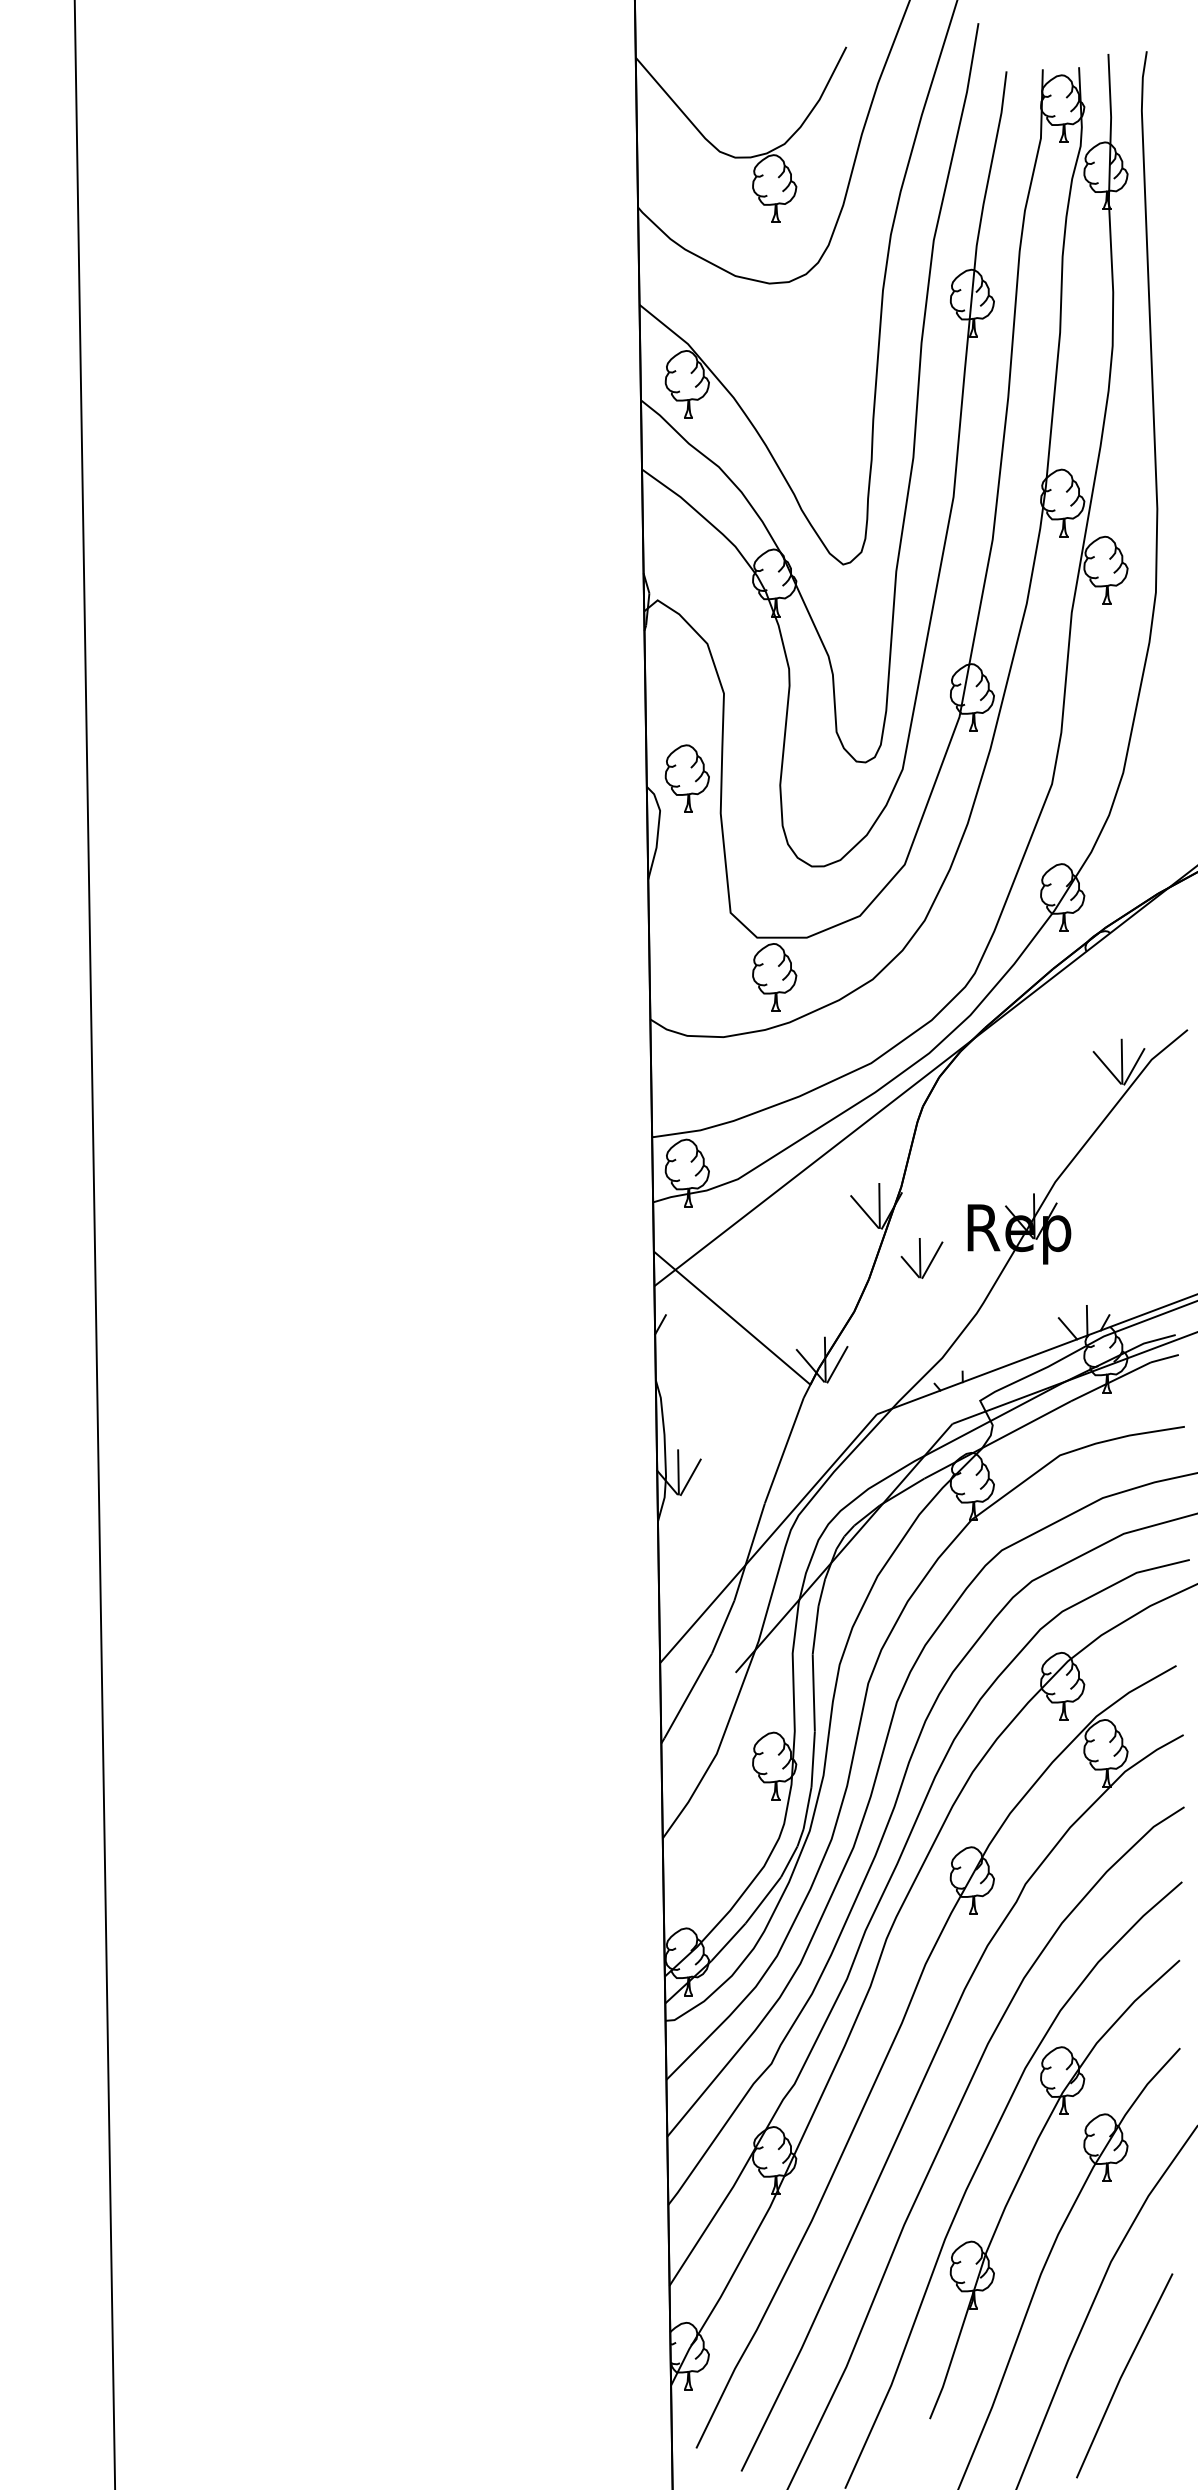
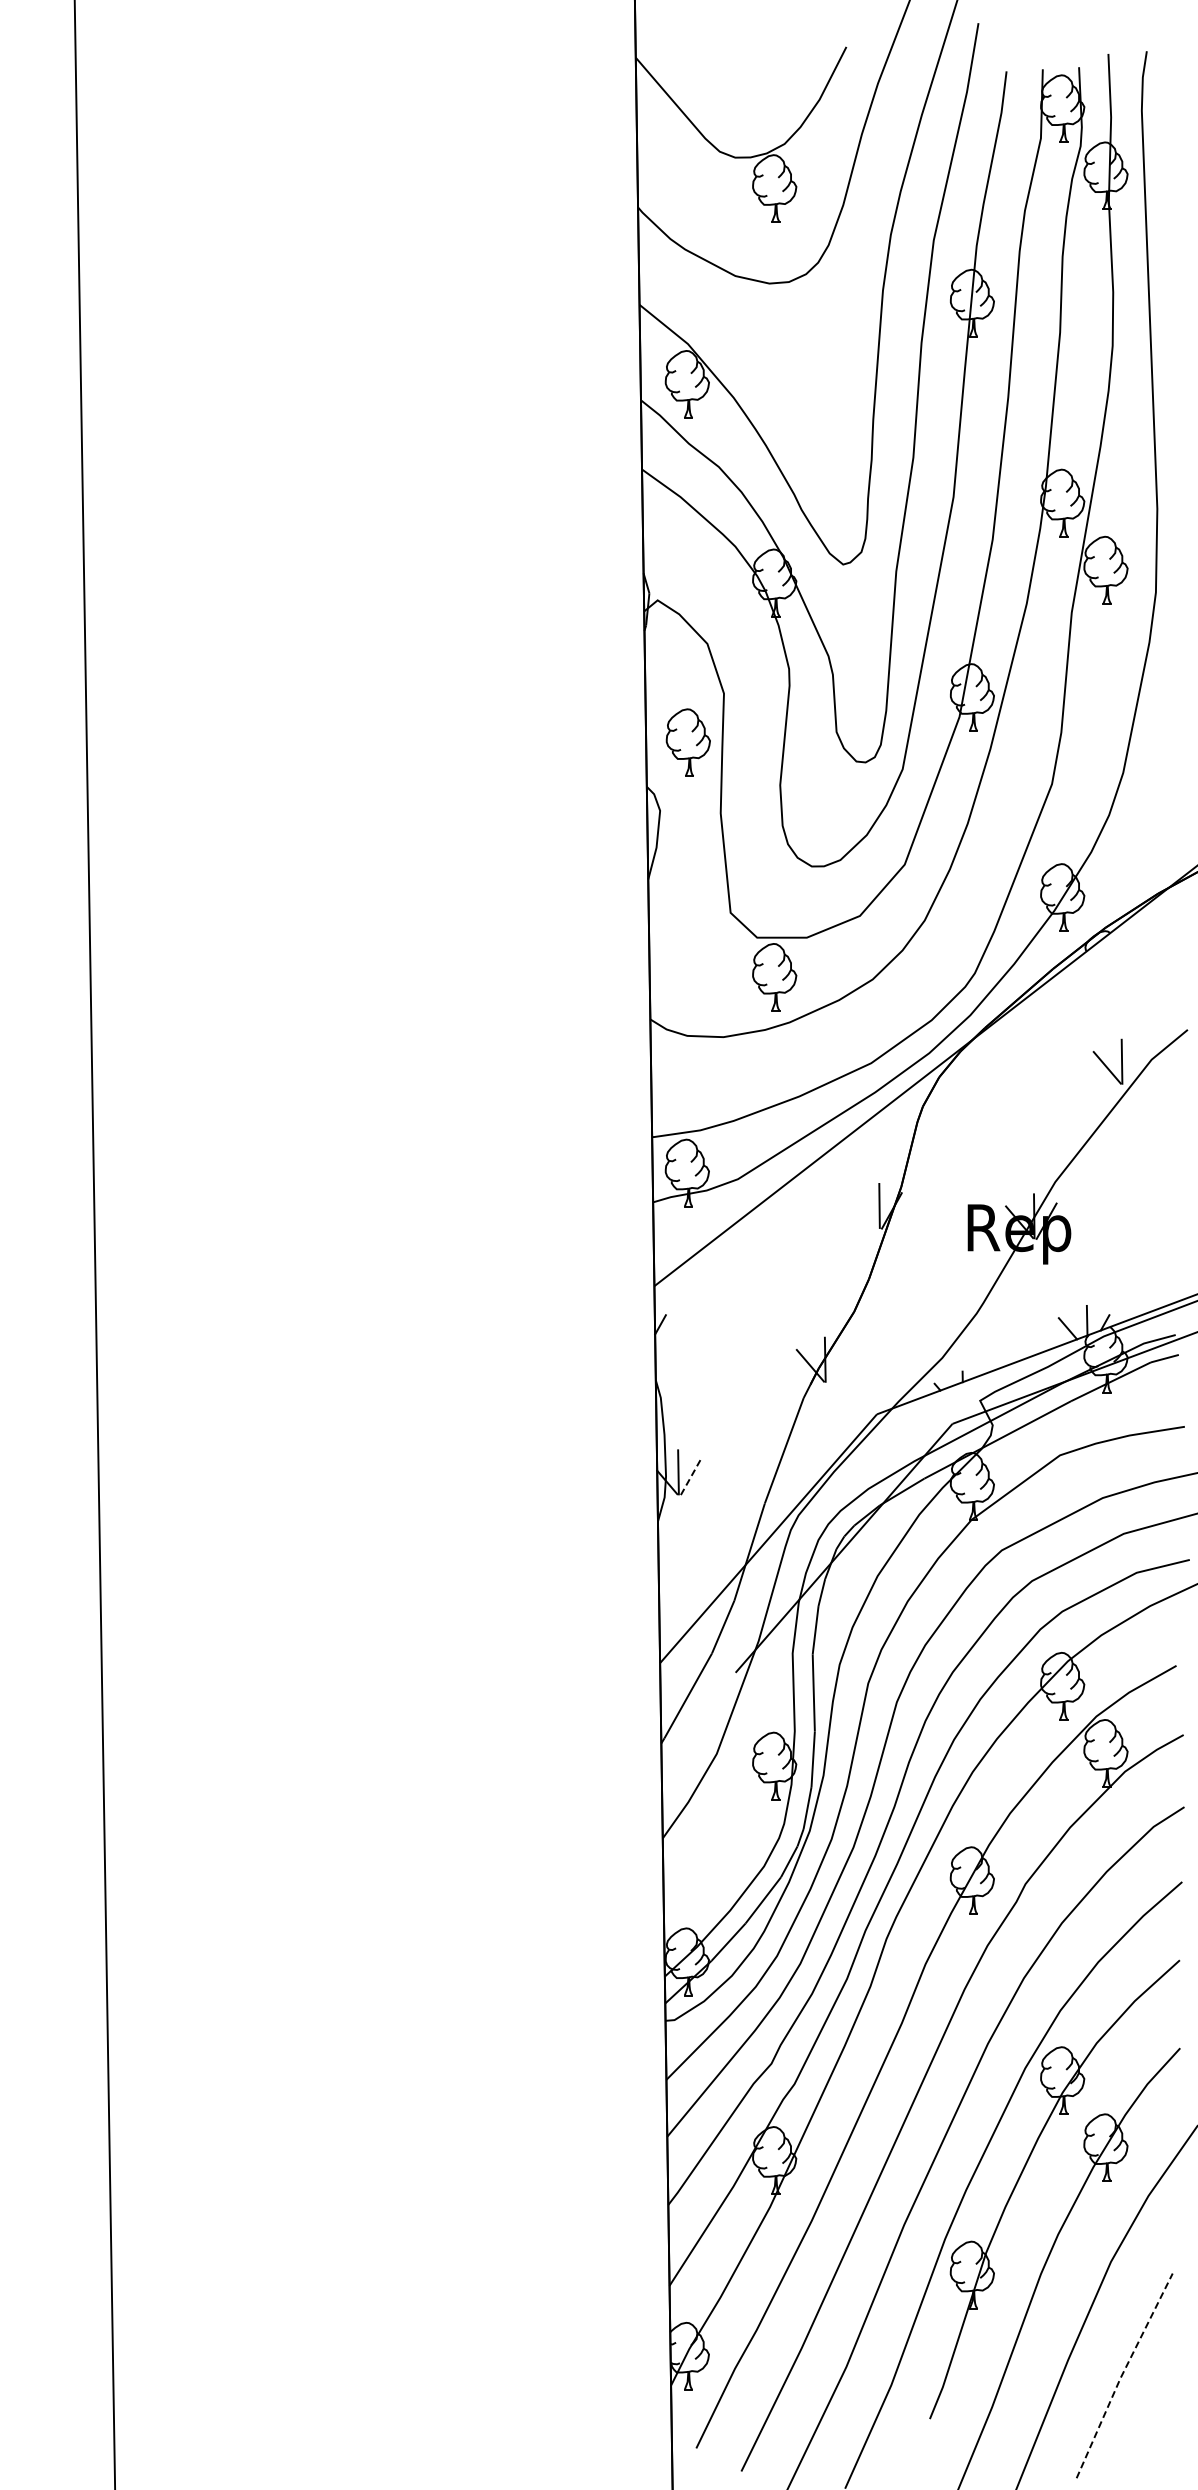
part position: (686, 778) -> (687, 742) (687, 742)
line: present -> none (1134, 1066)
line: present -> none (864, 1211)
part: present -> none (921, 1258)
line: present -> none (731, 1317)
line: present -> none (837, 1364)
line: solid -> dashed (691, 1476)
line: solid -> dashed (1122, 2374)
